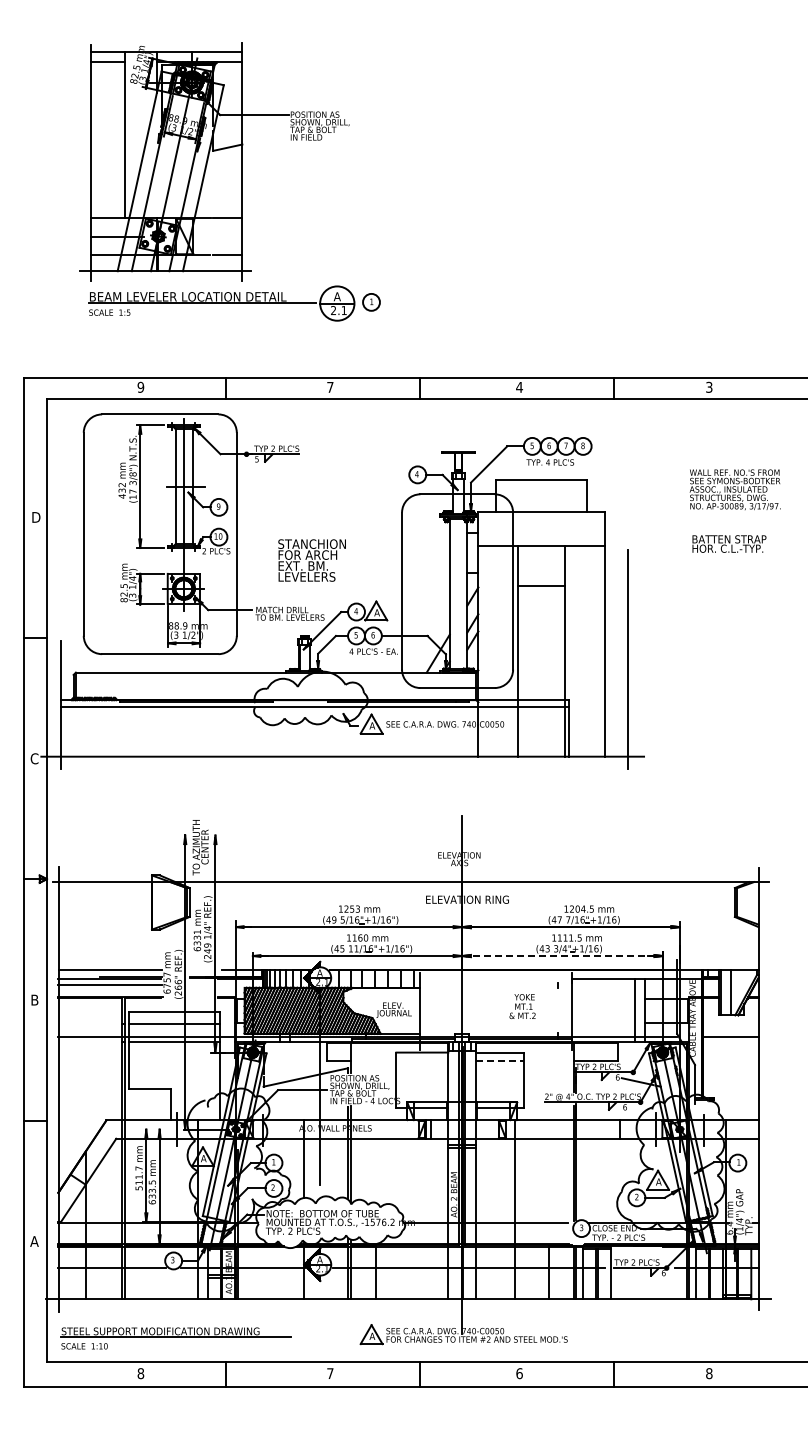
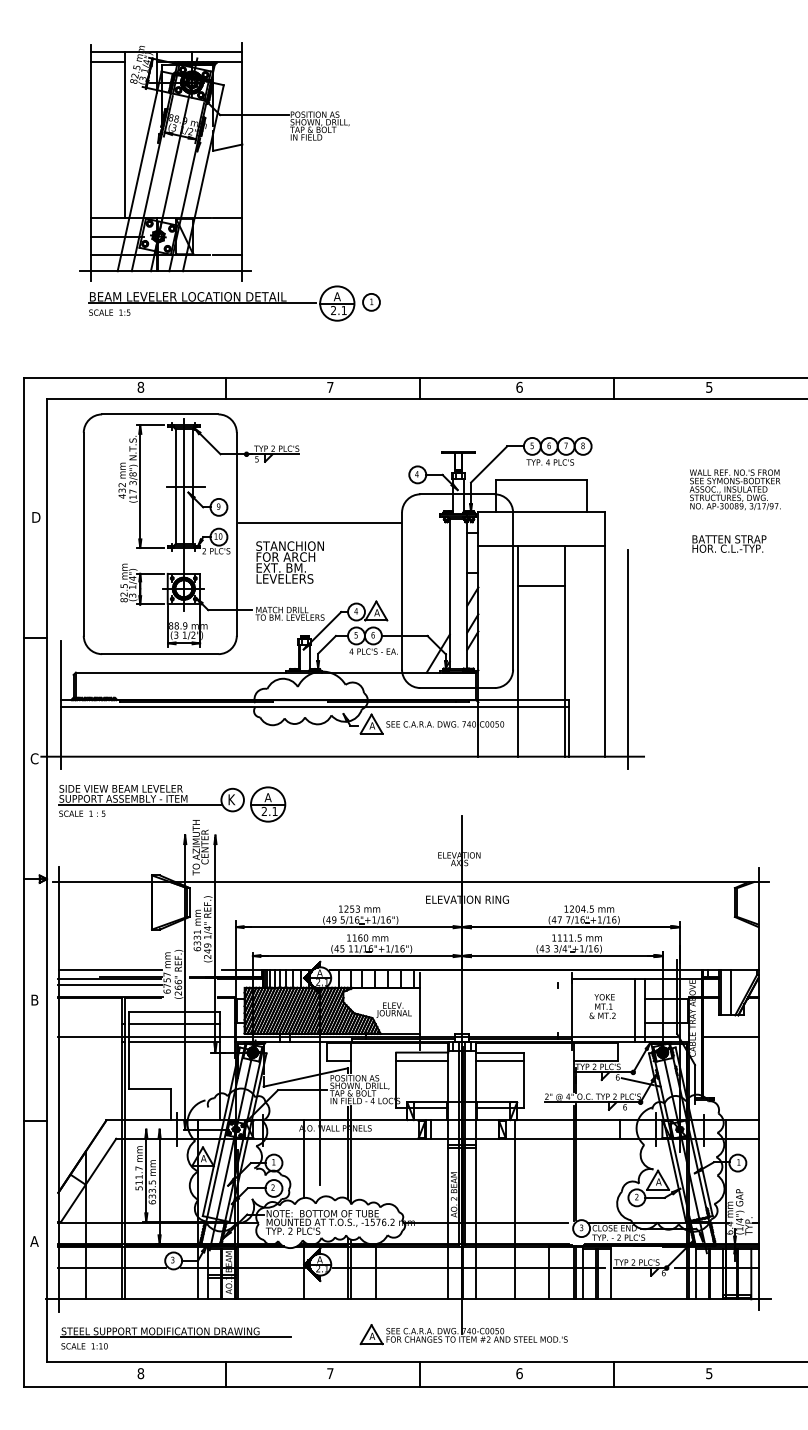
text: 4 -> 6 (519, 386)
text: 3 -> 5 (709, 386)
text: 9 -> 8 (140, 387)
line: none -> present (320, 522)
text position: (311, 560) -> (289, 562) (289, 562)
part: none -> present (172, 803)
line: dashed -> solid (563, 956)
text position: (522, 1006) -> (602, 1006) (602, 1006)
line: none -> present (422, 1061)
line: dashed -> solid (500, 1061)
text: 8 -> 5 (709, 1373)
